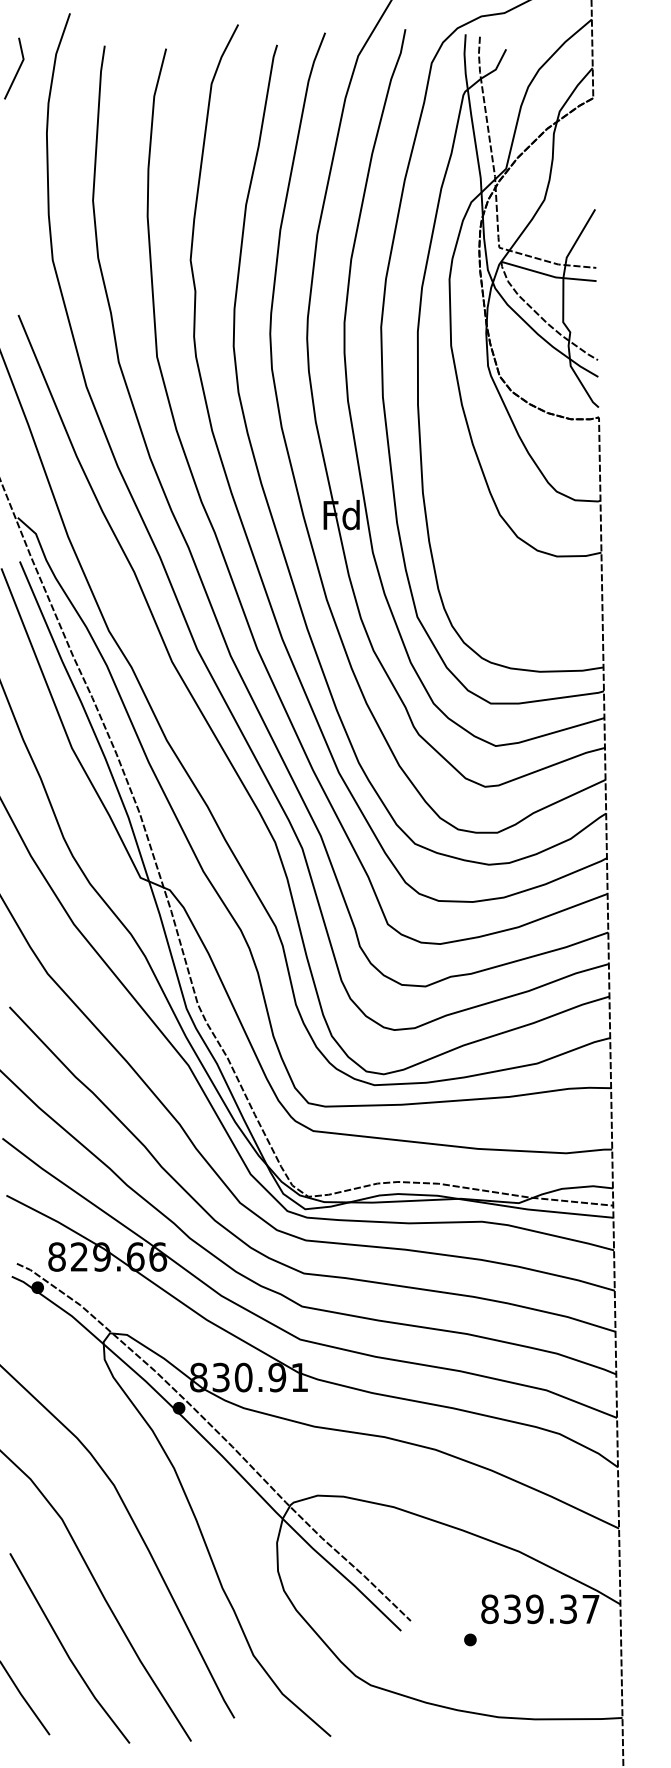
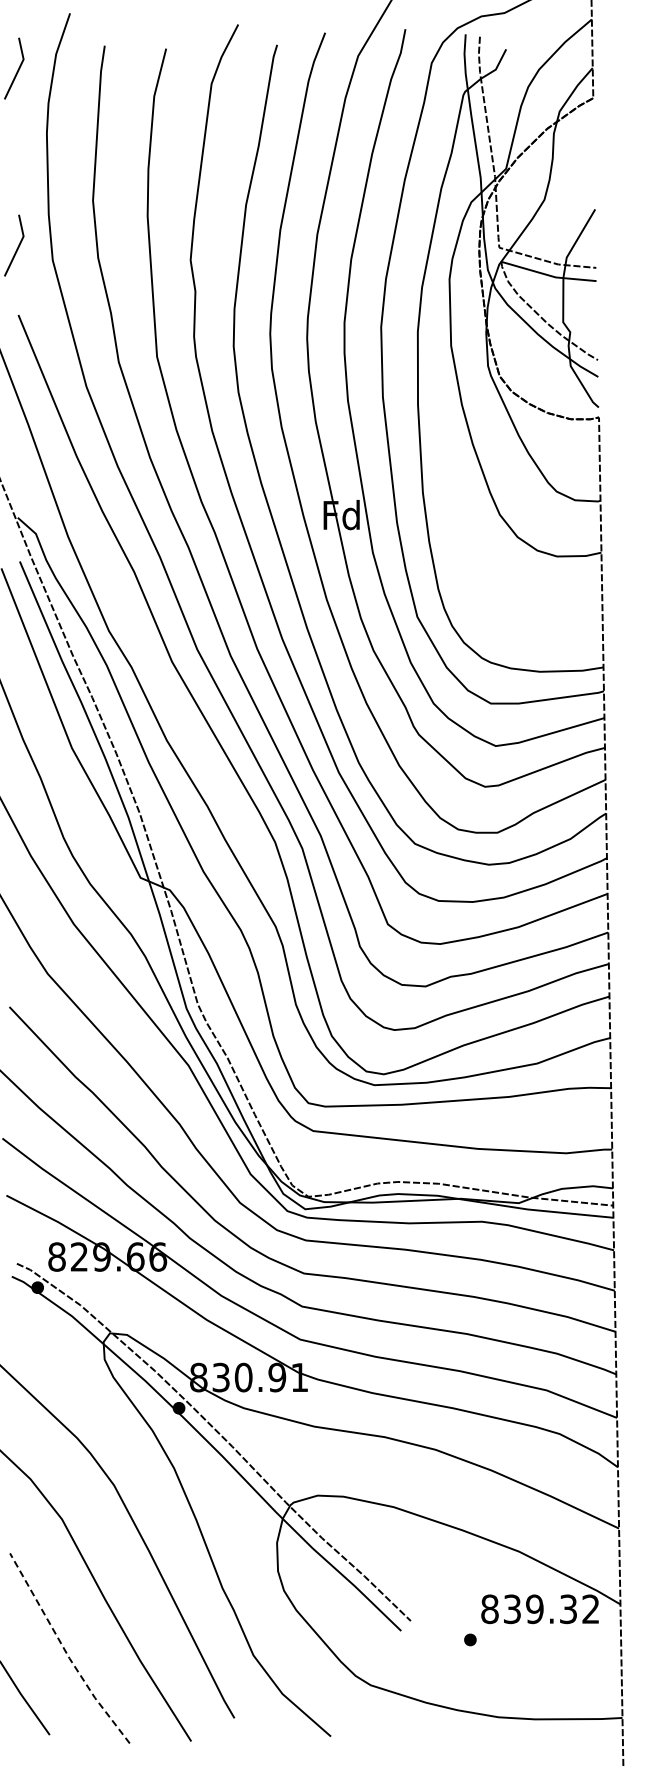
line: none -> present (17, 246)
text: 839.37 -> 839.32 (590, 1608)
line: solid -> dashed (66, 1652)
